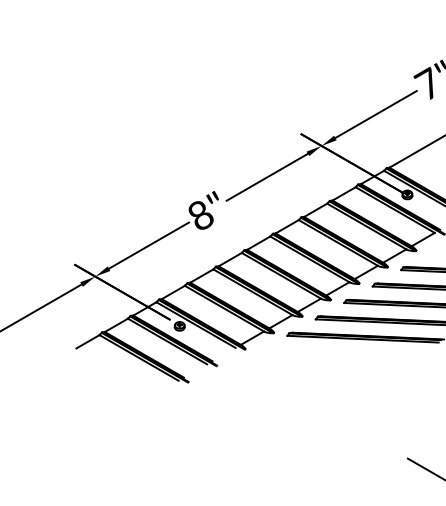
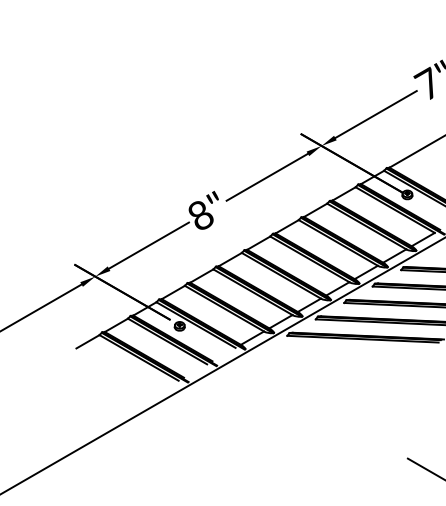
line: none -> present (222, 366)
